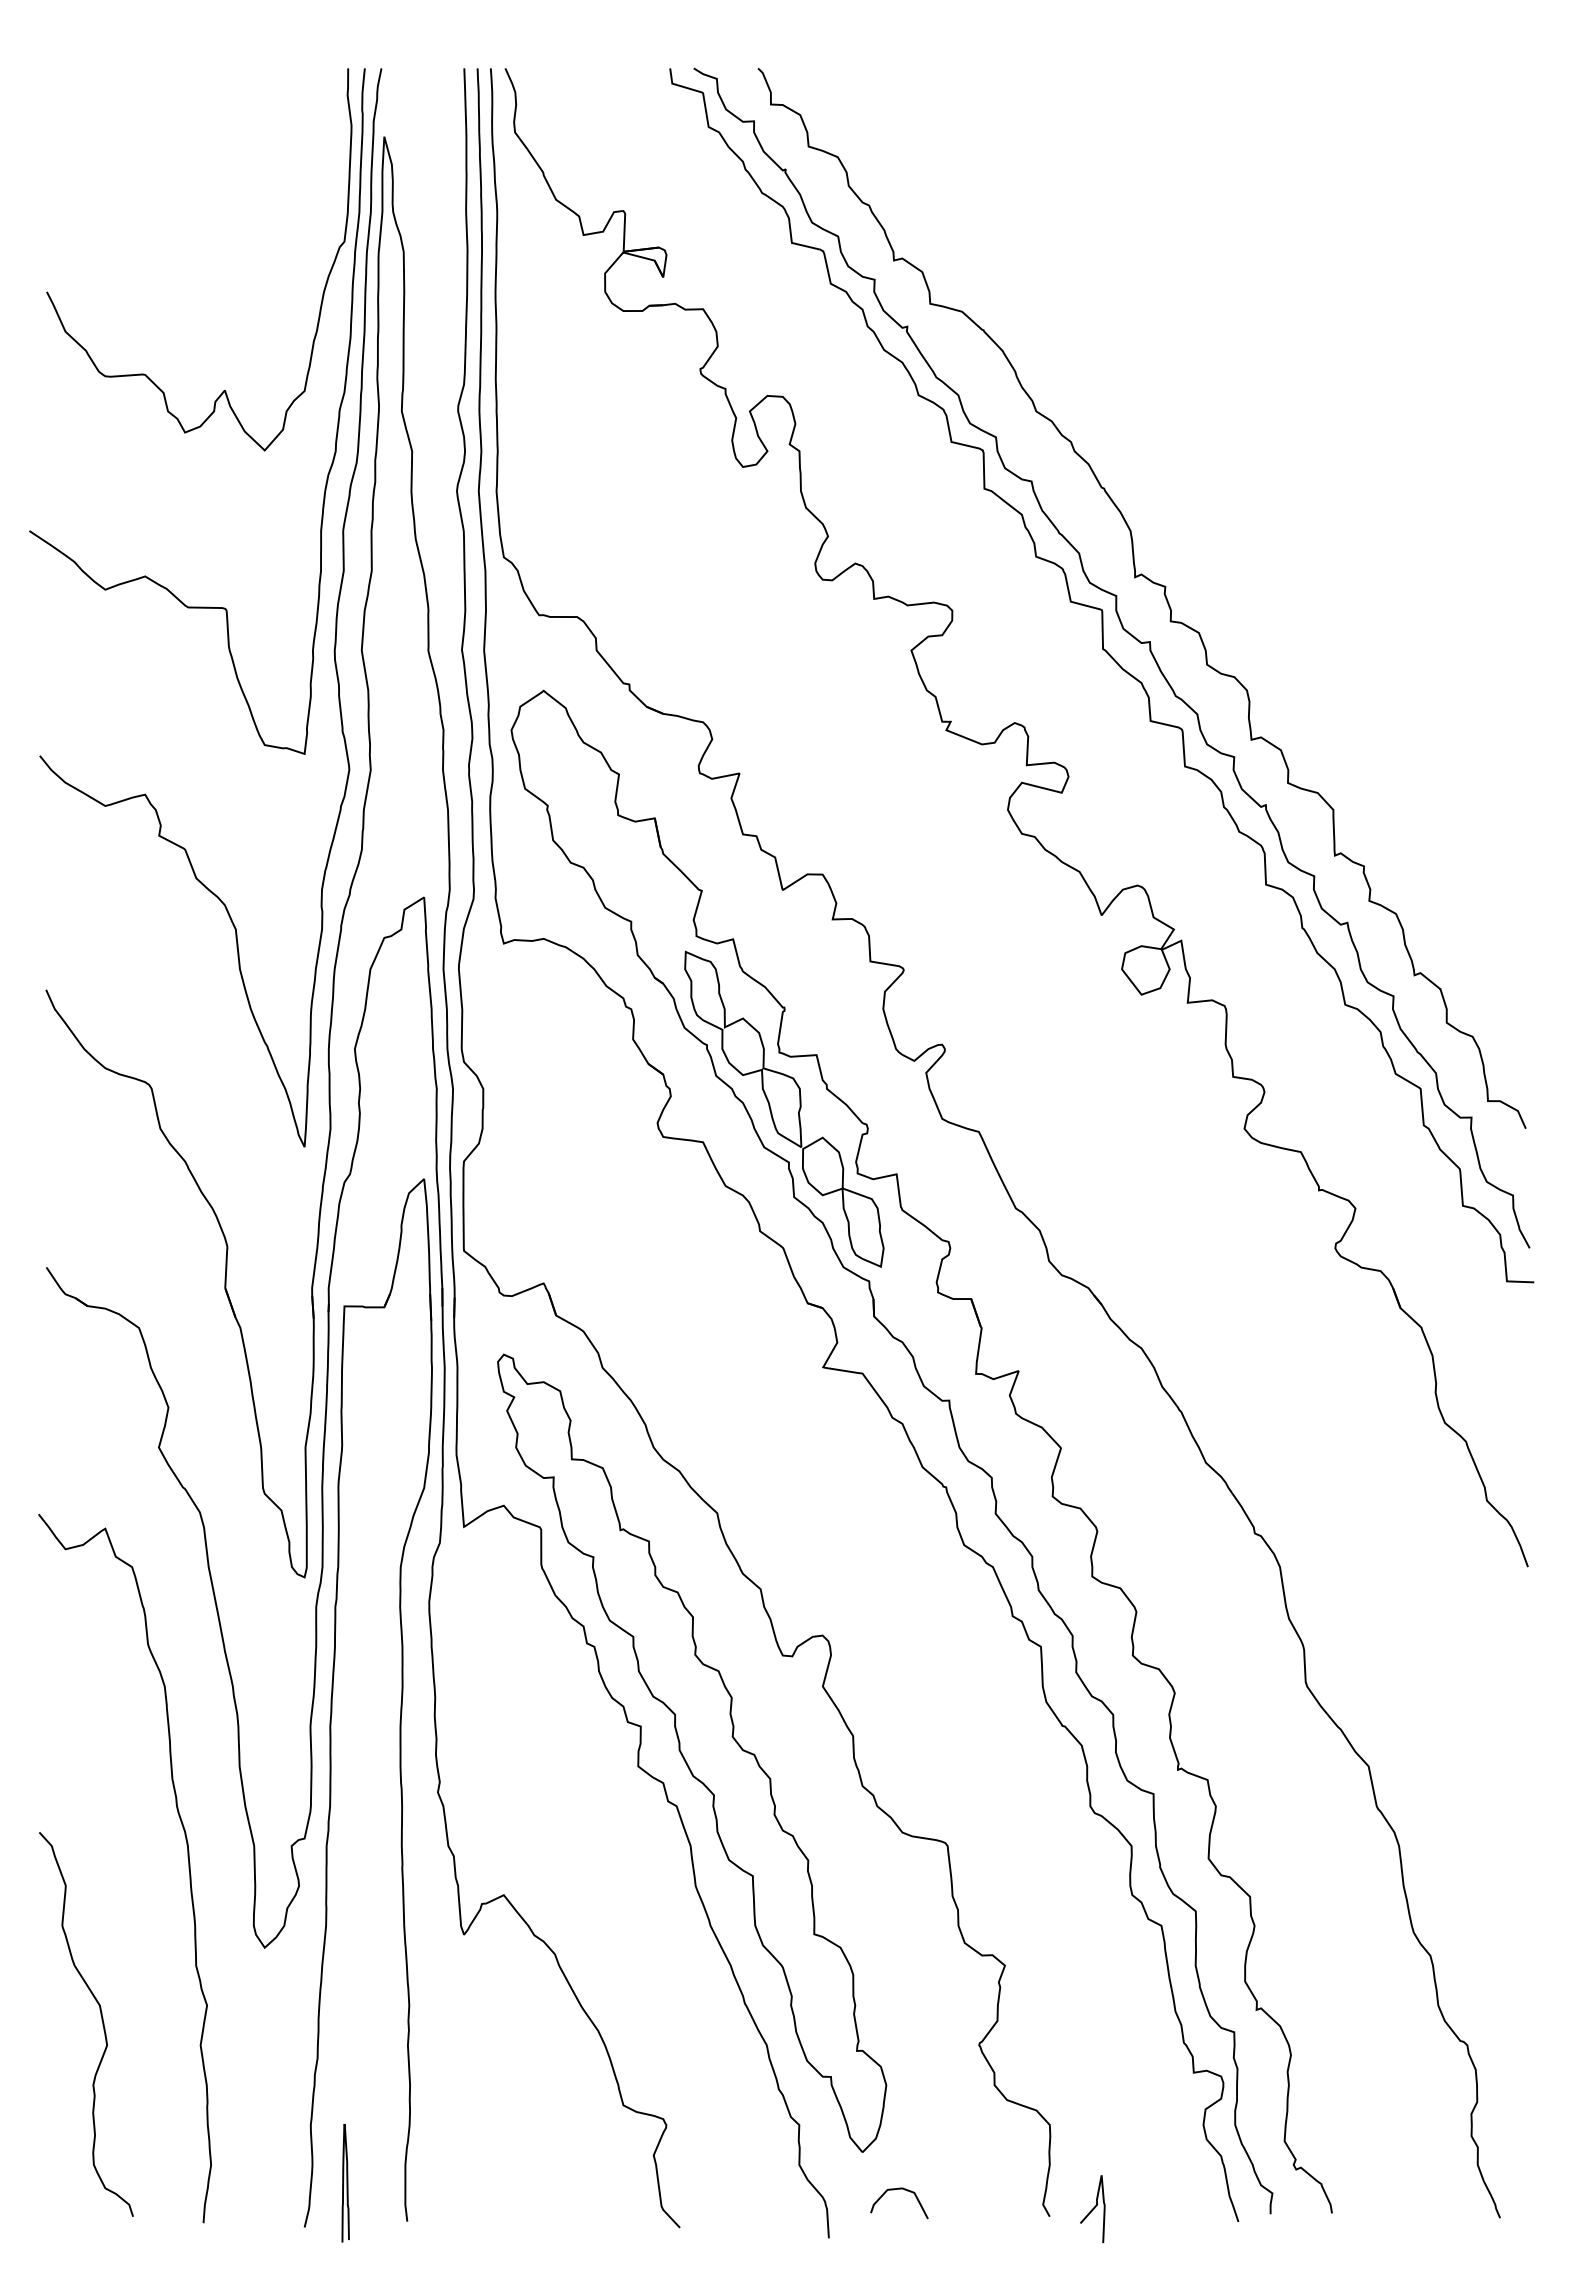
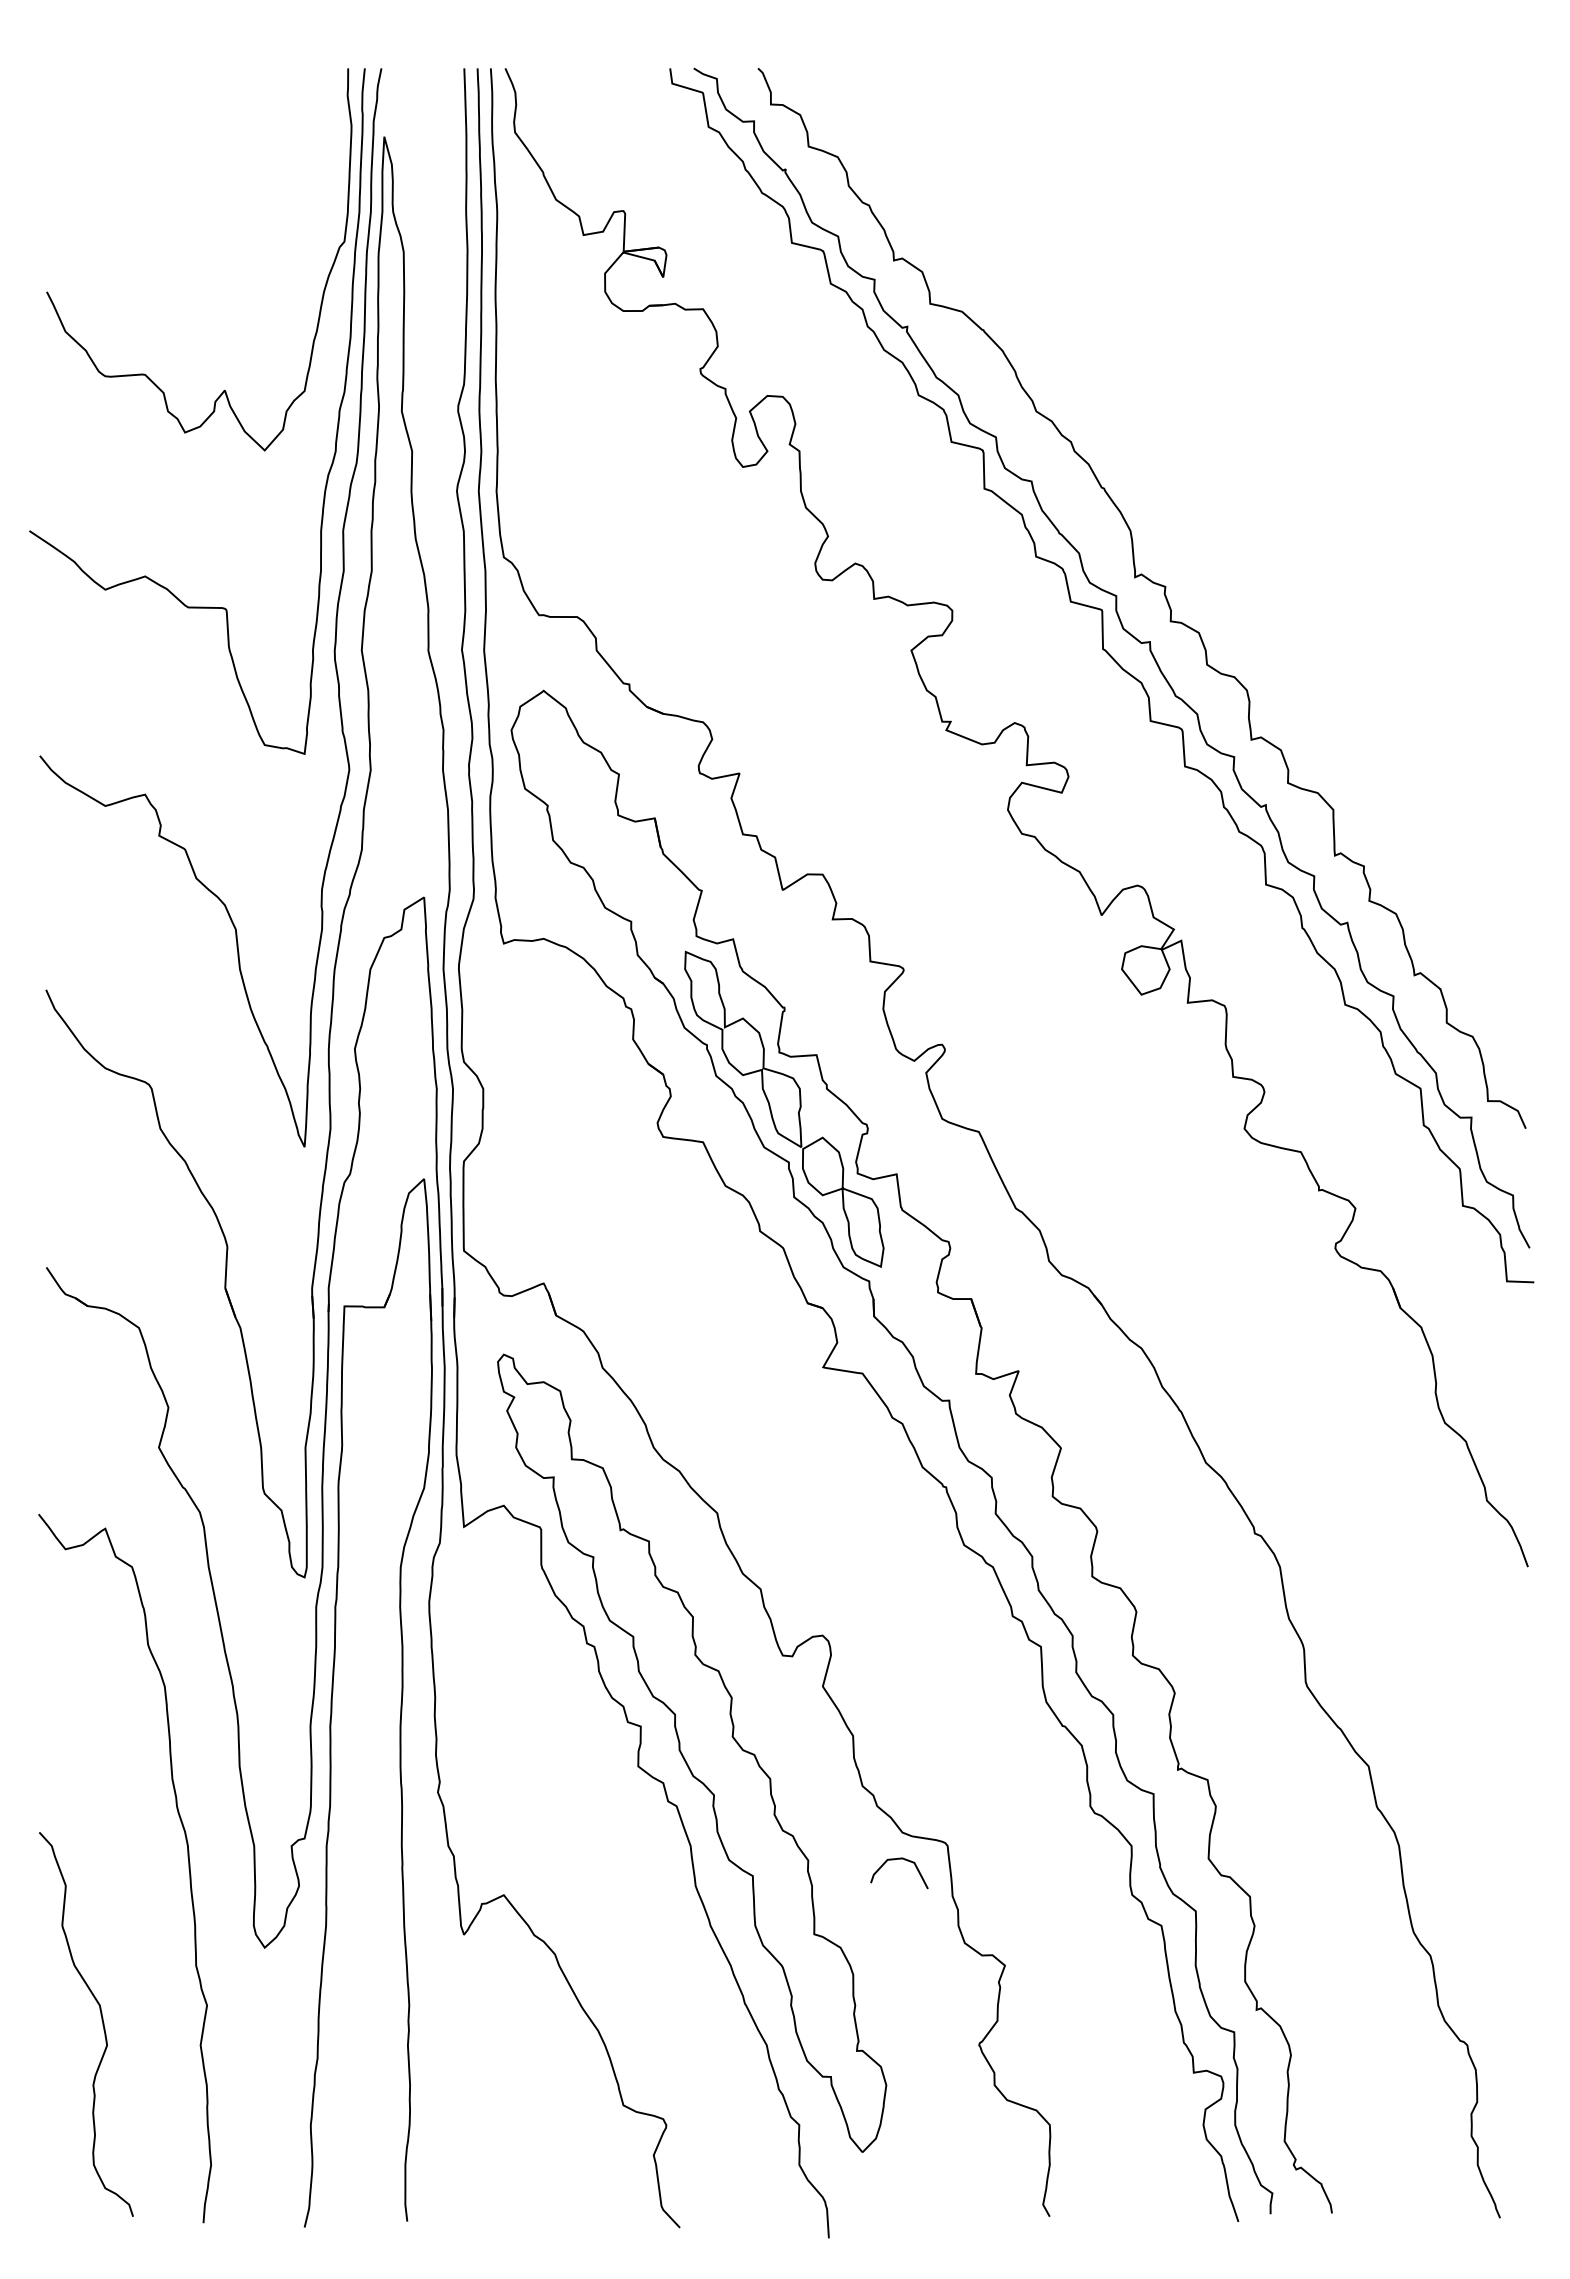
curve: present -> none (346, 2183)
curve position: (894, 2190) -> (894, 1860) (894, 1860)
curve: present -> none (1092, 2209)
